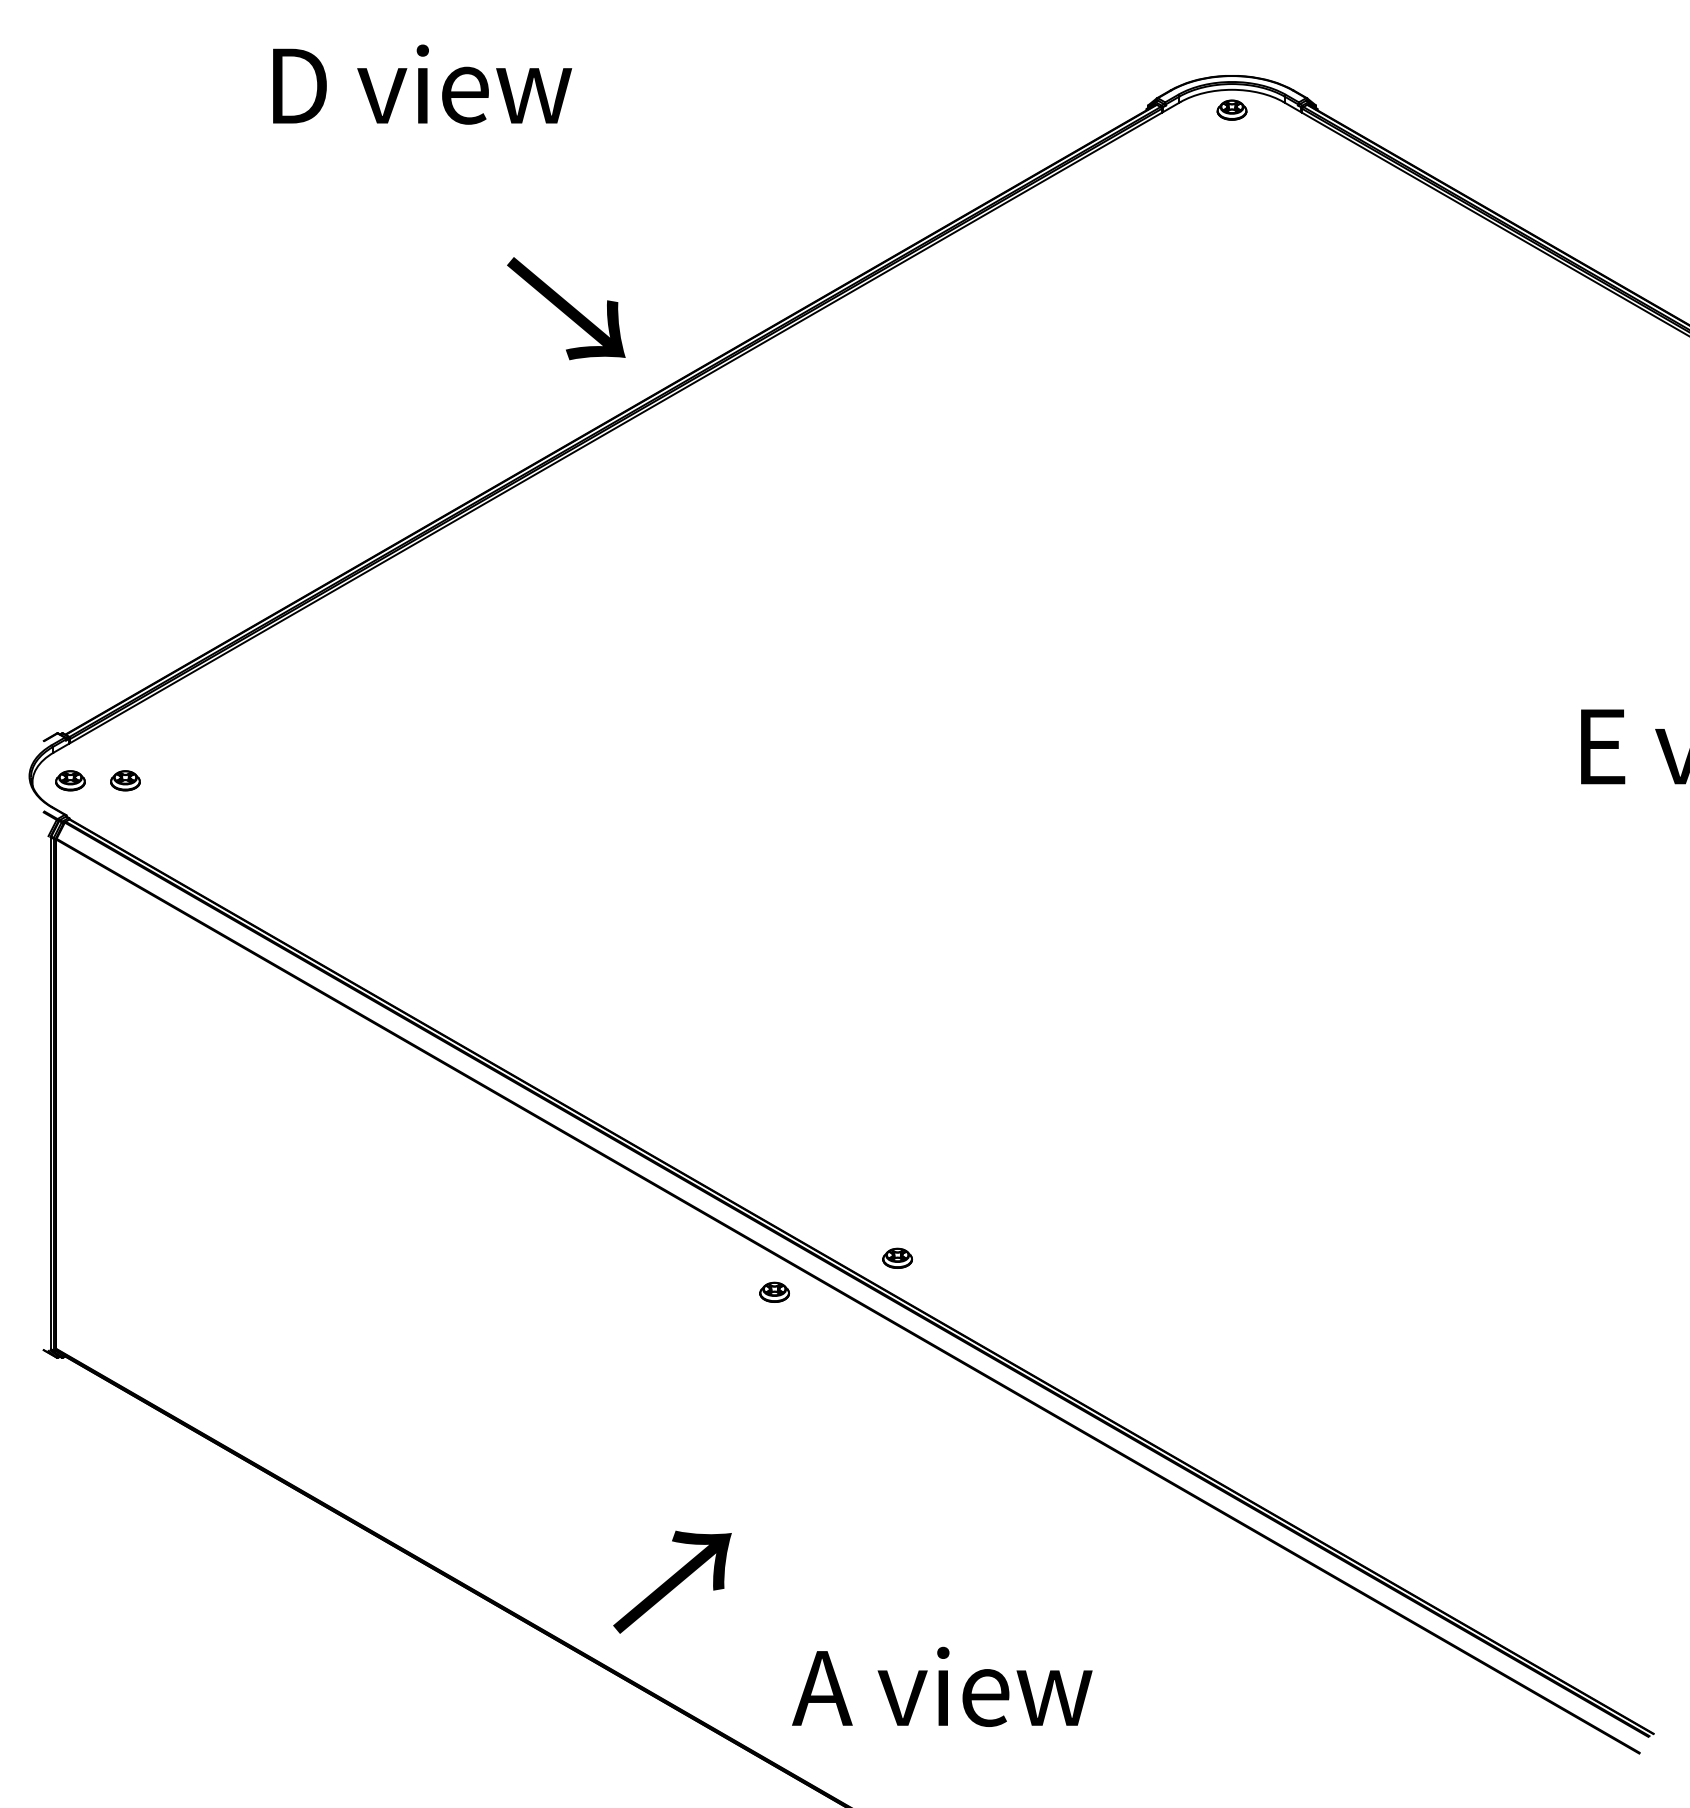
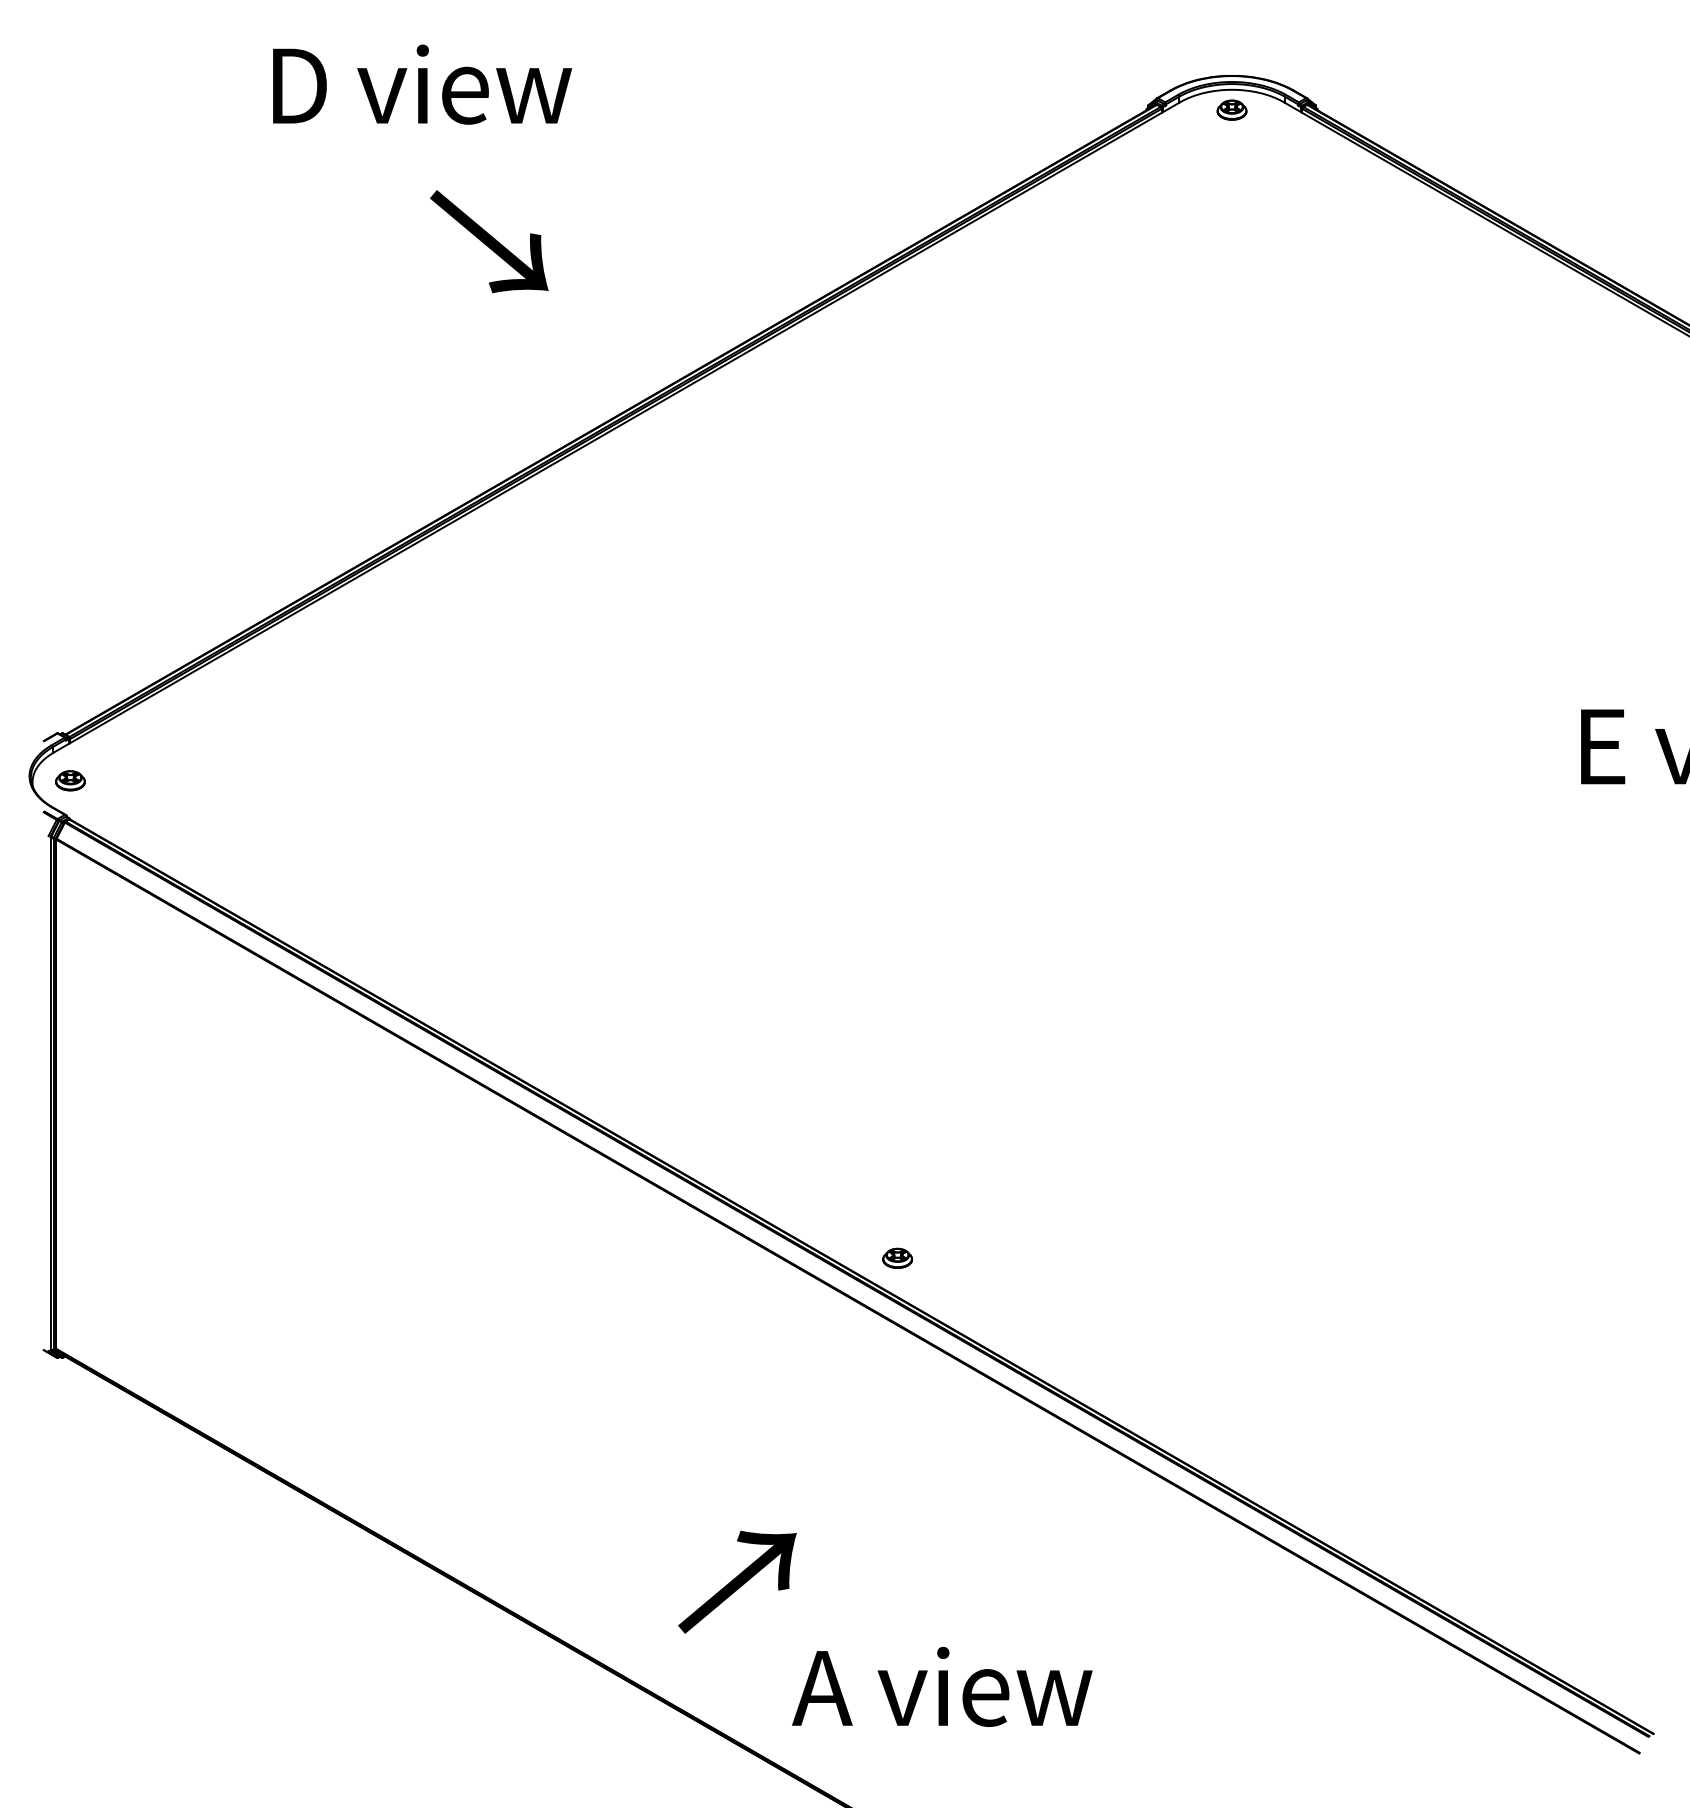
text position: (566, 308) -> (489, 241) (489, 241)
part: present -> none (125, 780)
part: present -> none (774, 1291)
text position: (672, 1581) -> (737, 1581) (737, 1581)
